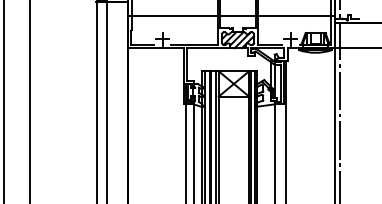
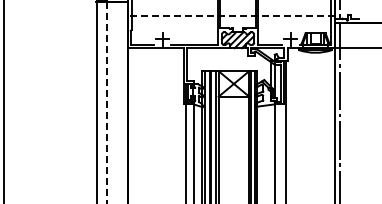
line: solid -> dashed (230, 16)
line: present -> none (29, 101)
line: solid -> dashed (106, 103)
